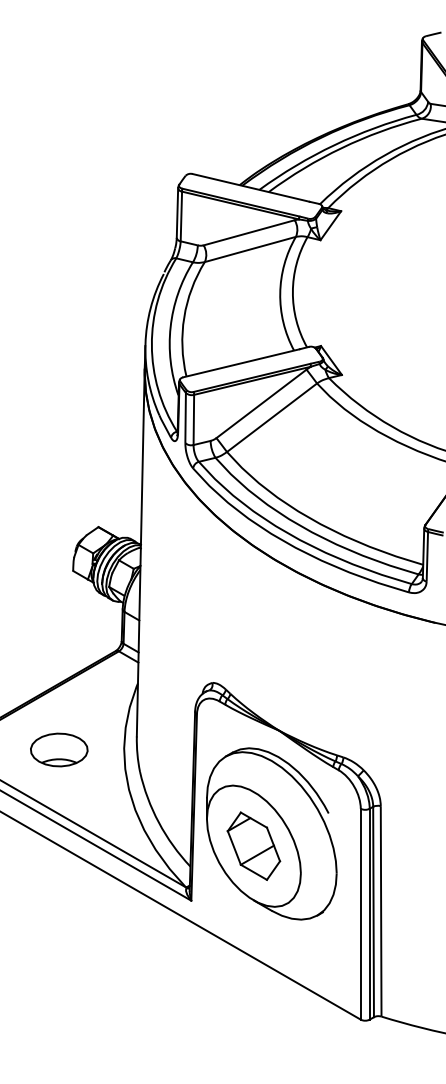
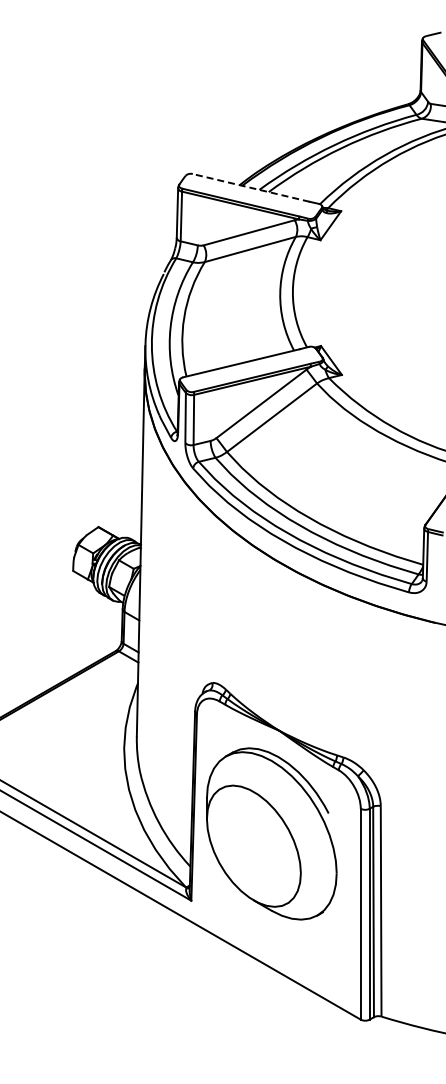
line: solid -> dashed (250, 187)
part: present -> none (59, 749)
part: present -> none (253, 845)
